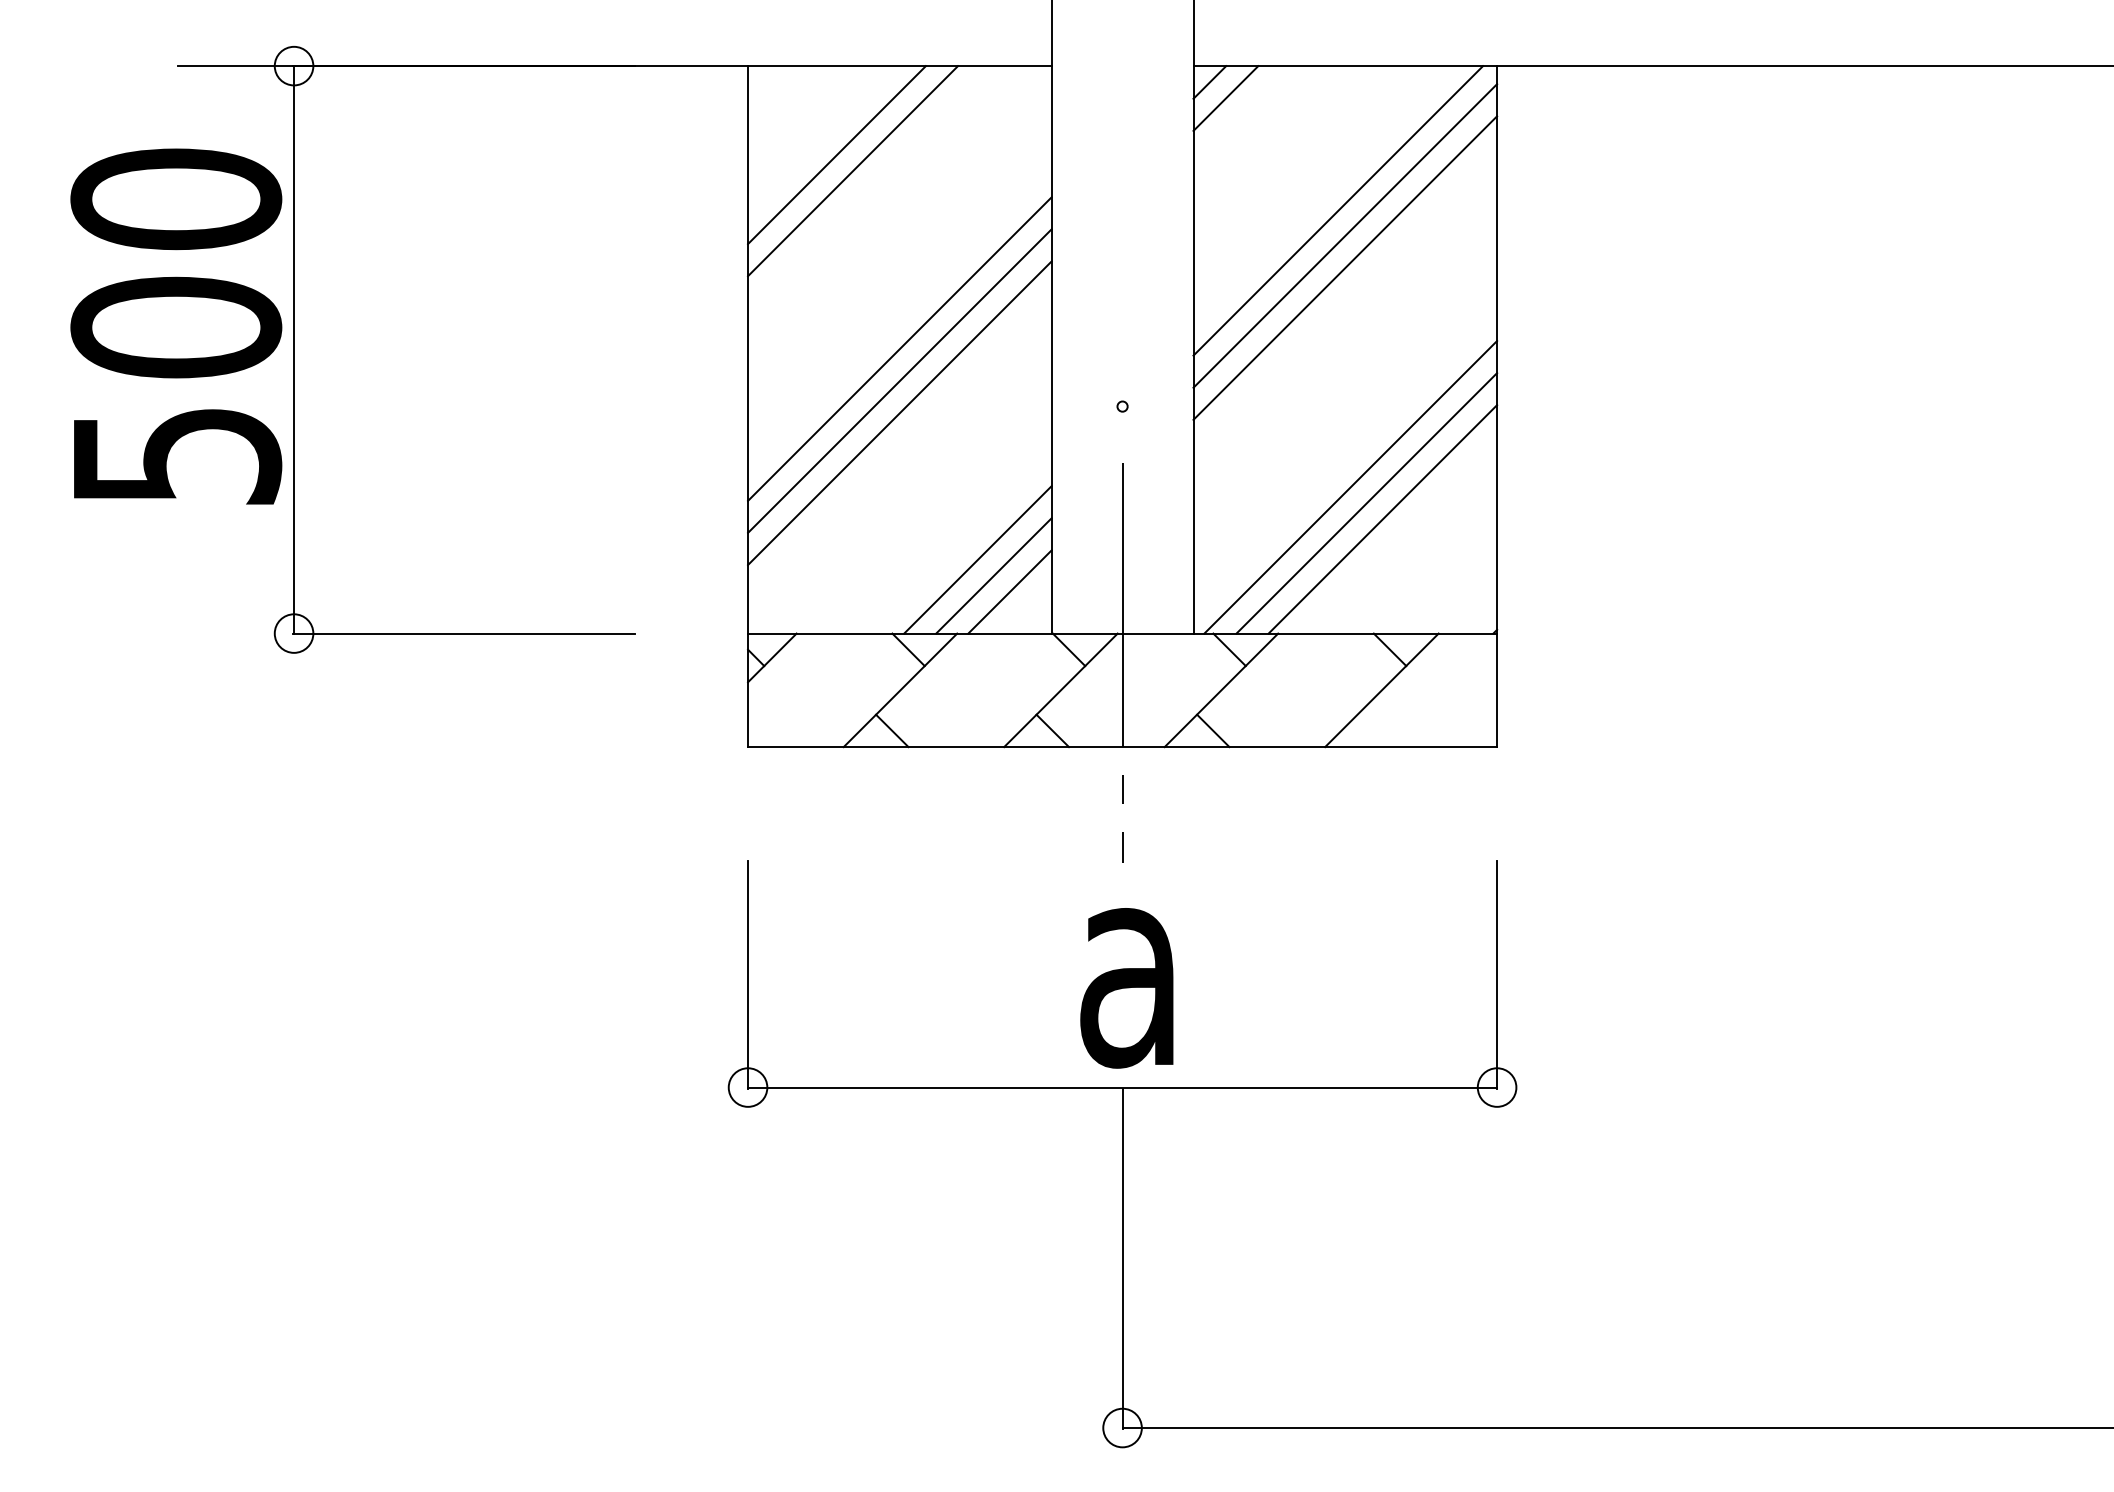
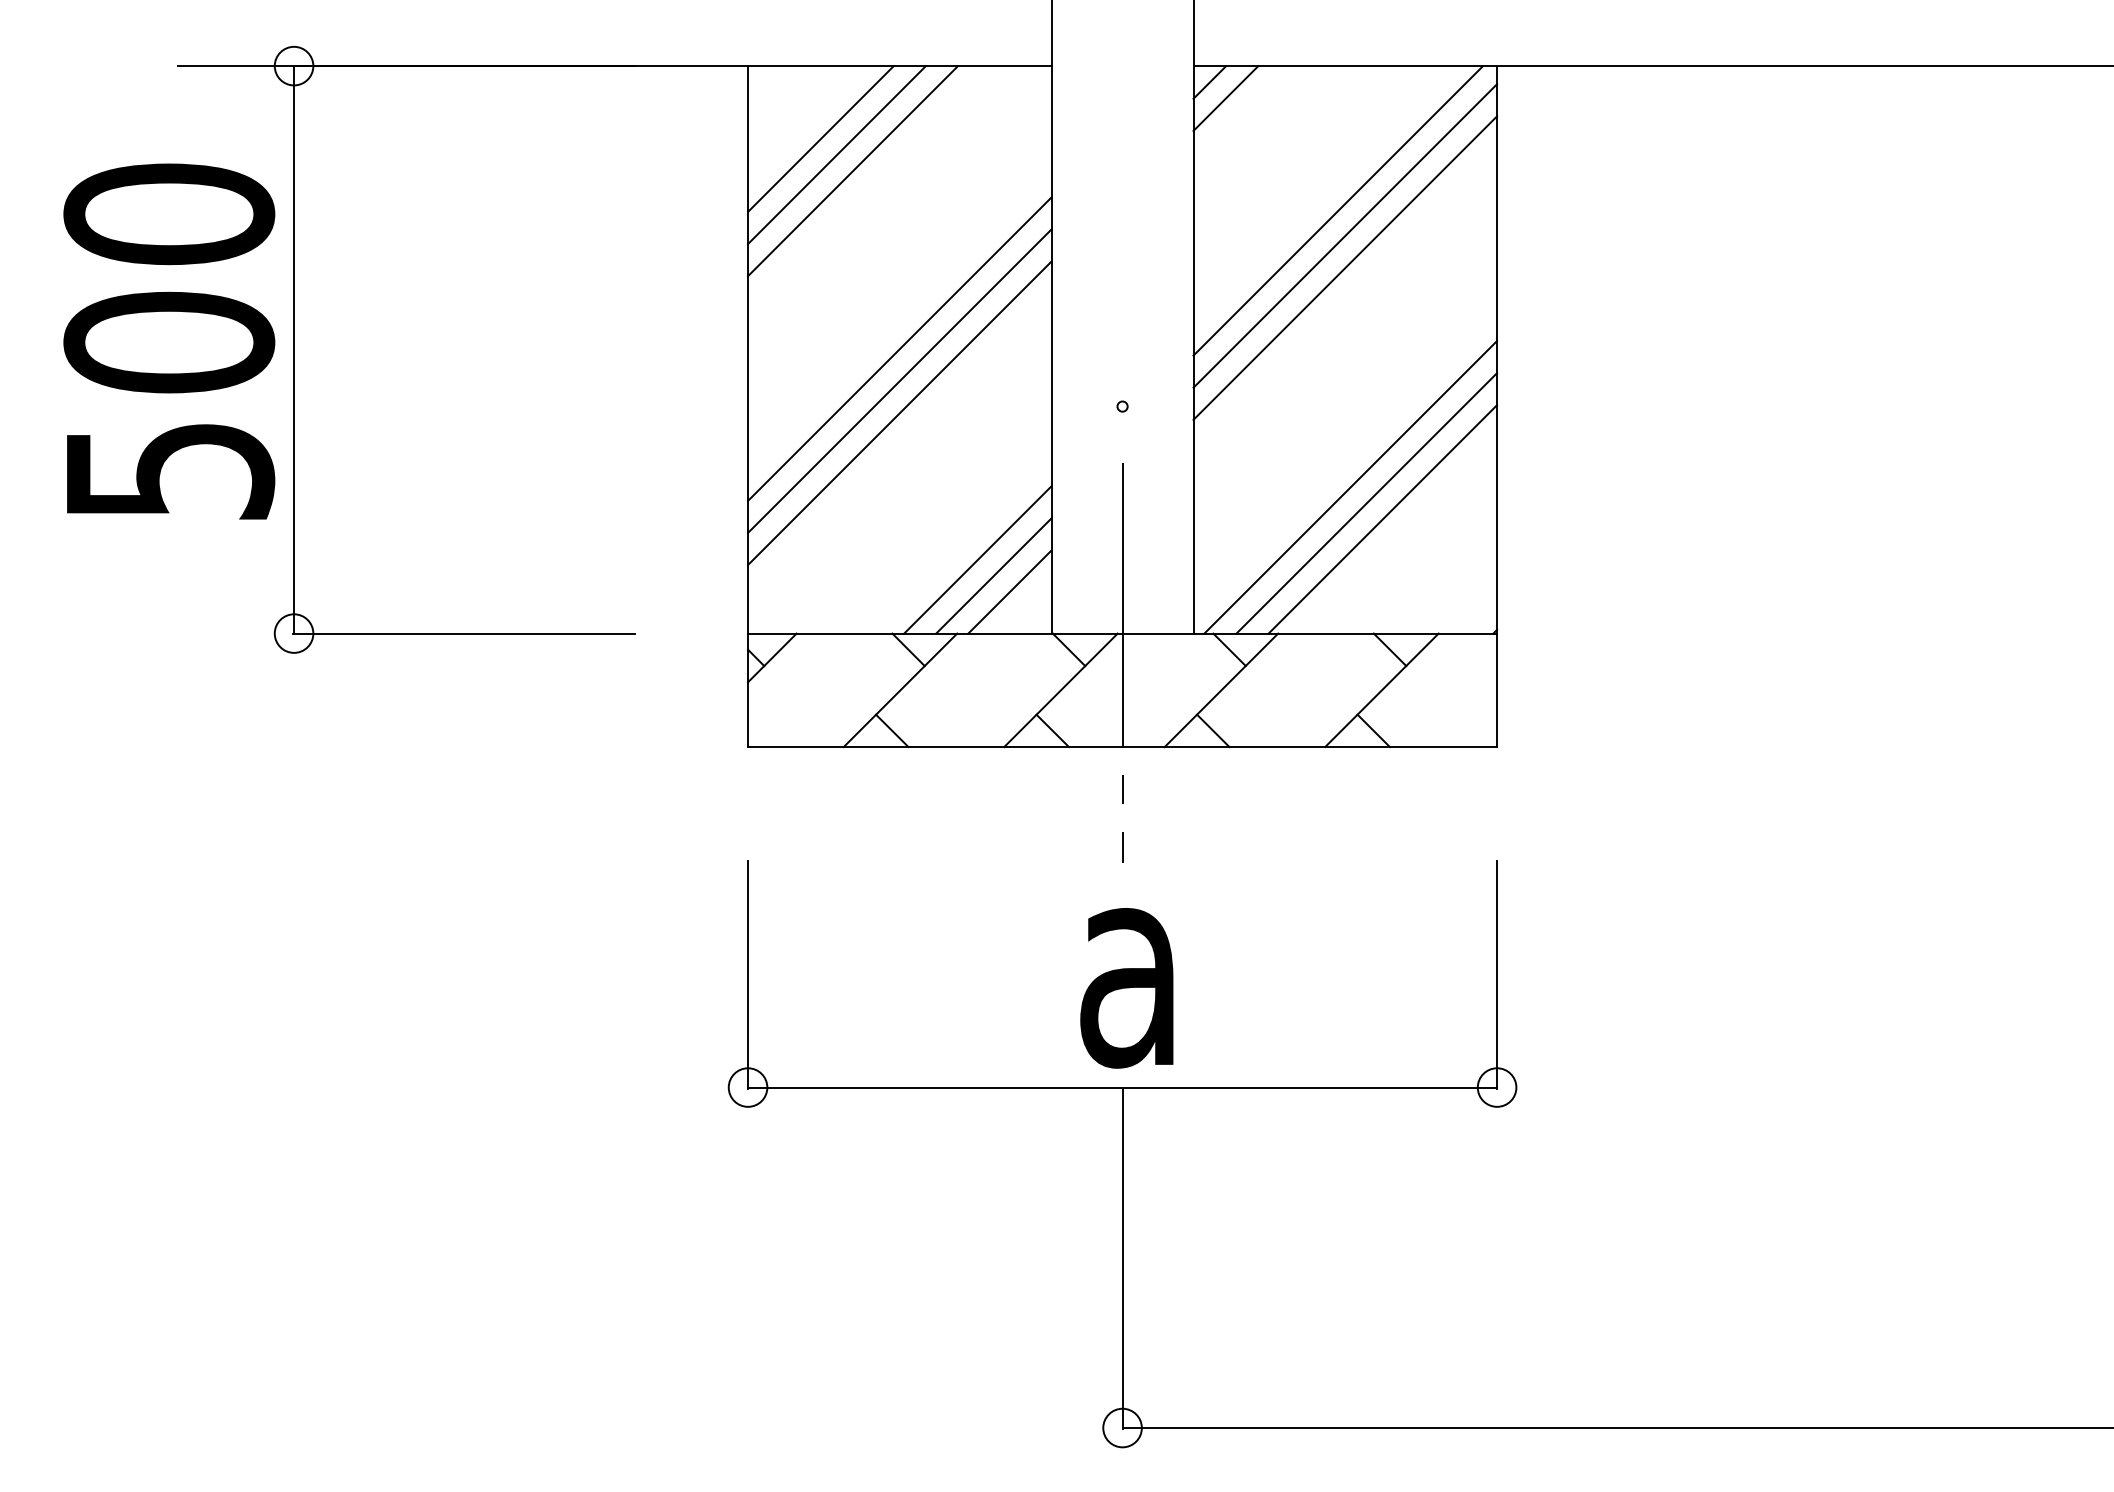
line: none -> present (820, 138)
text position: (176, 326) -> (169, 341) (169, 341)
line: none -> present (1373, 730)
